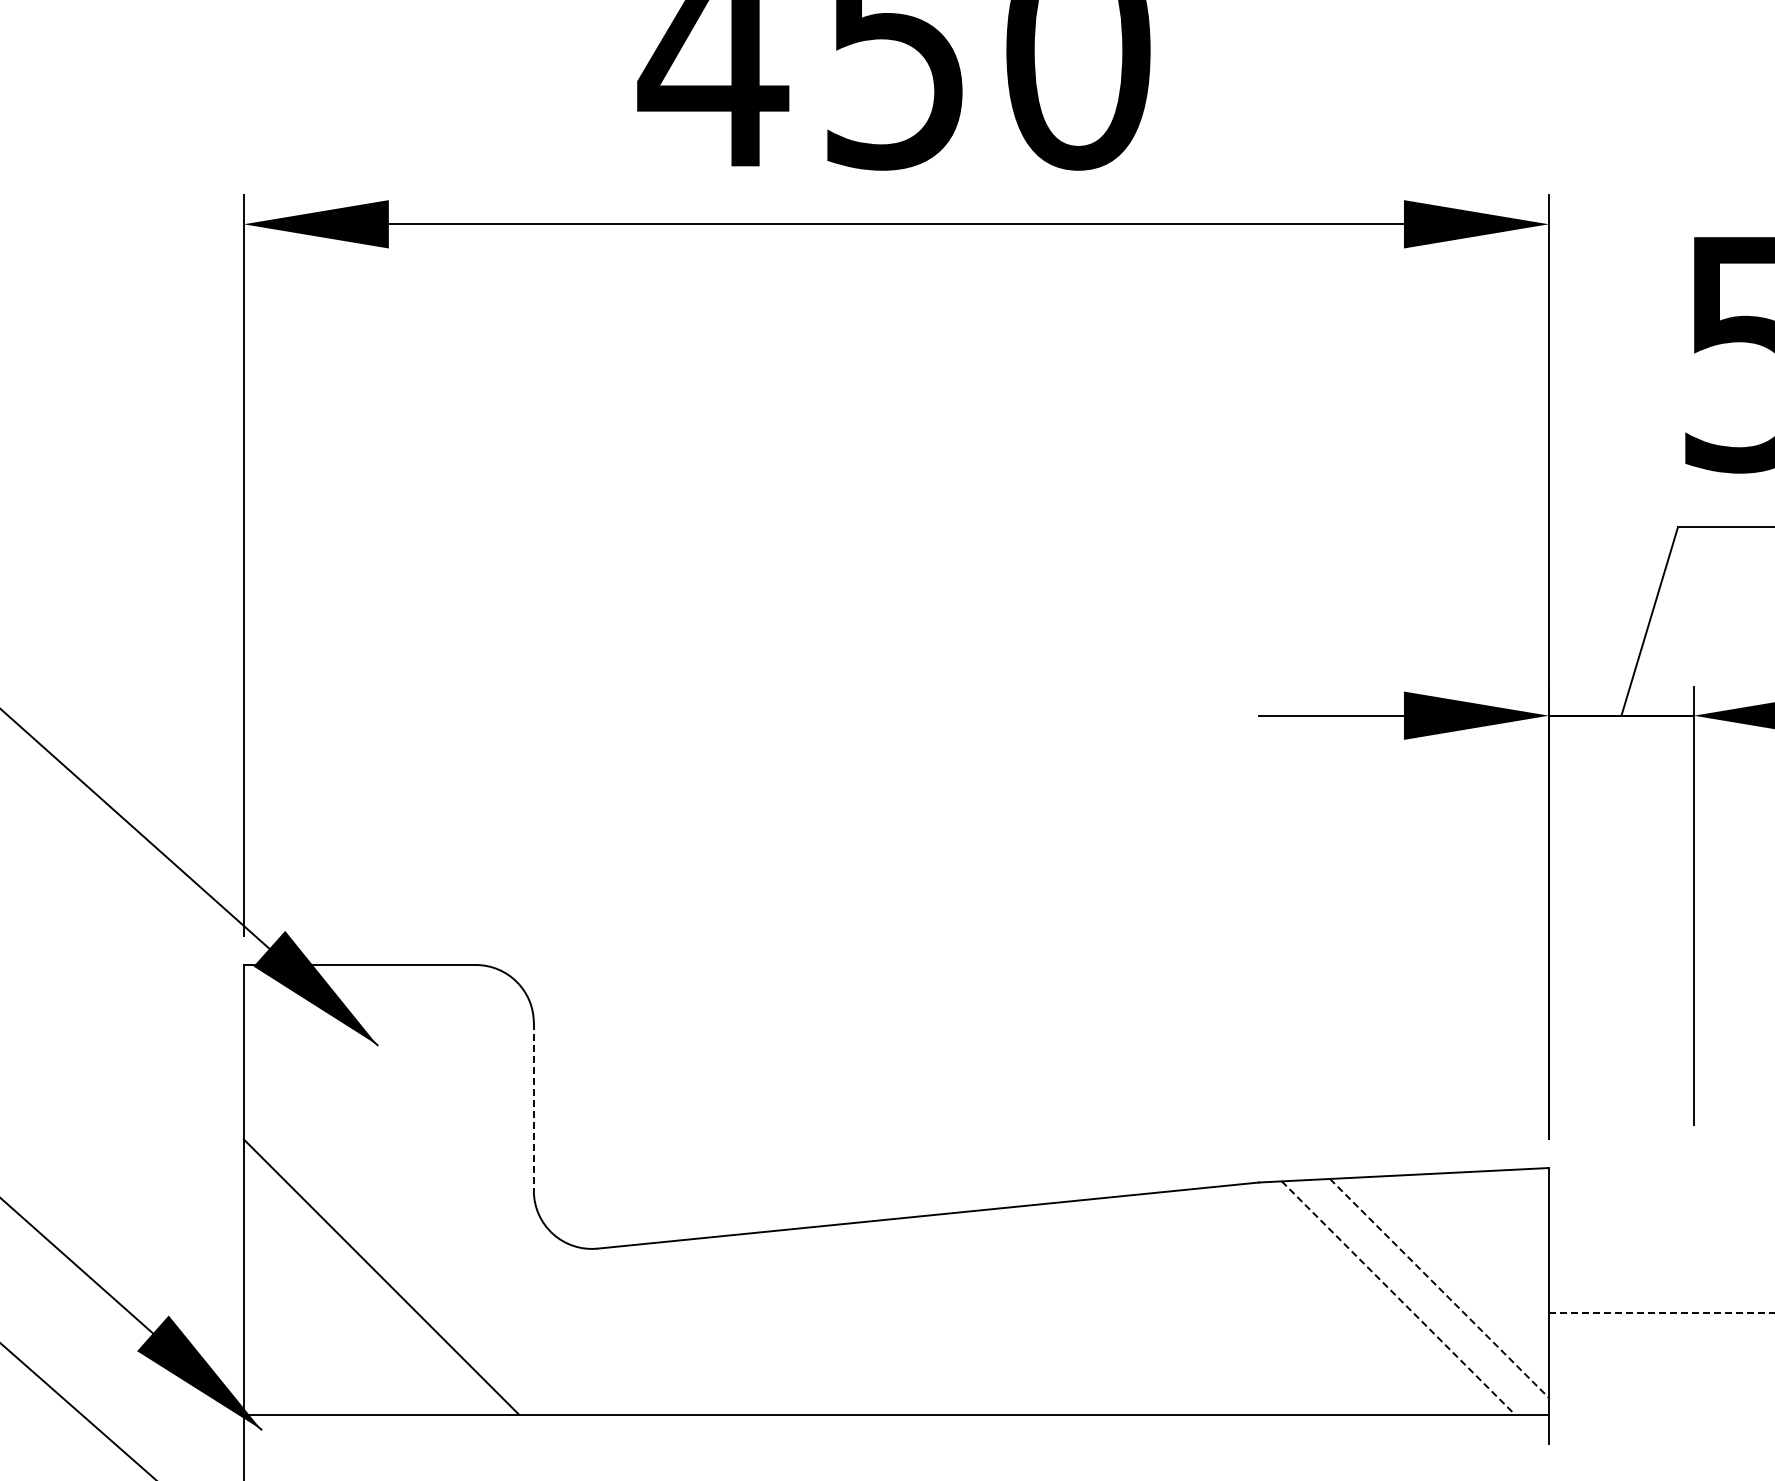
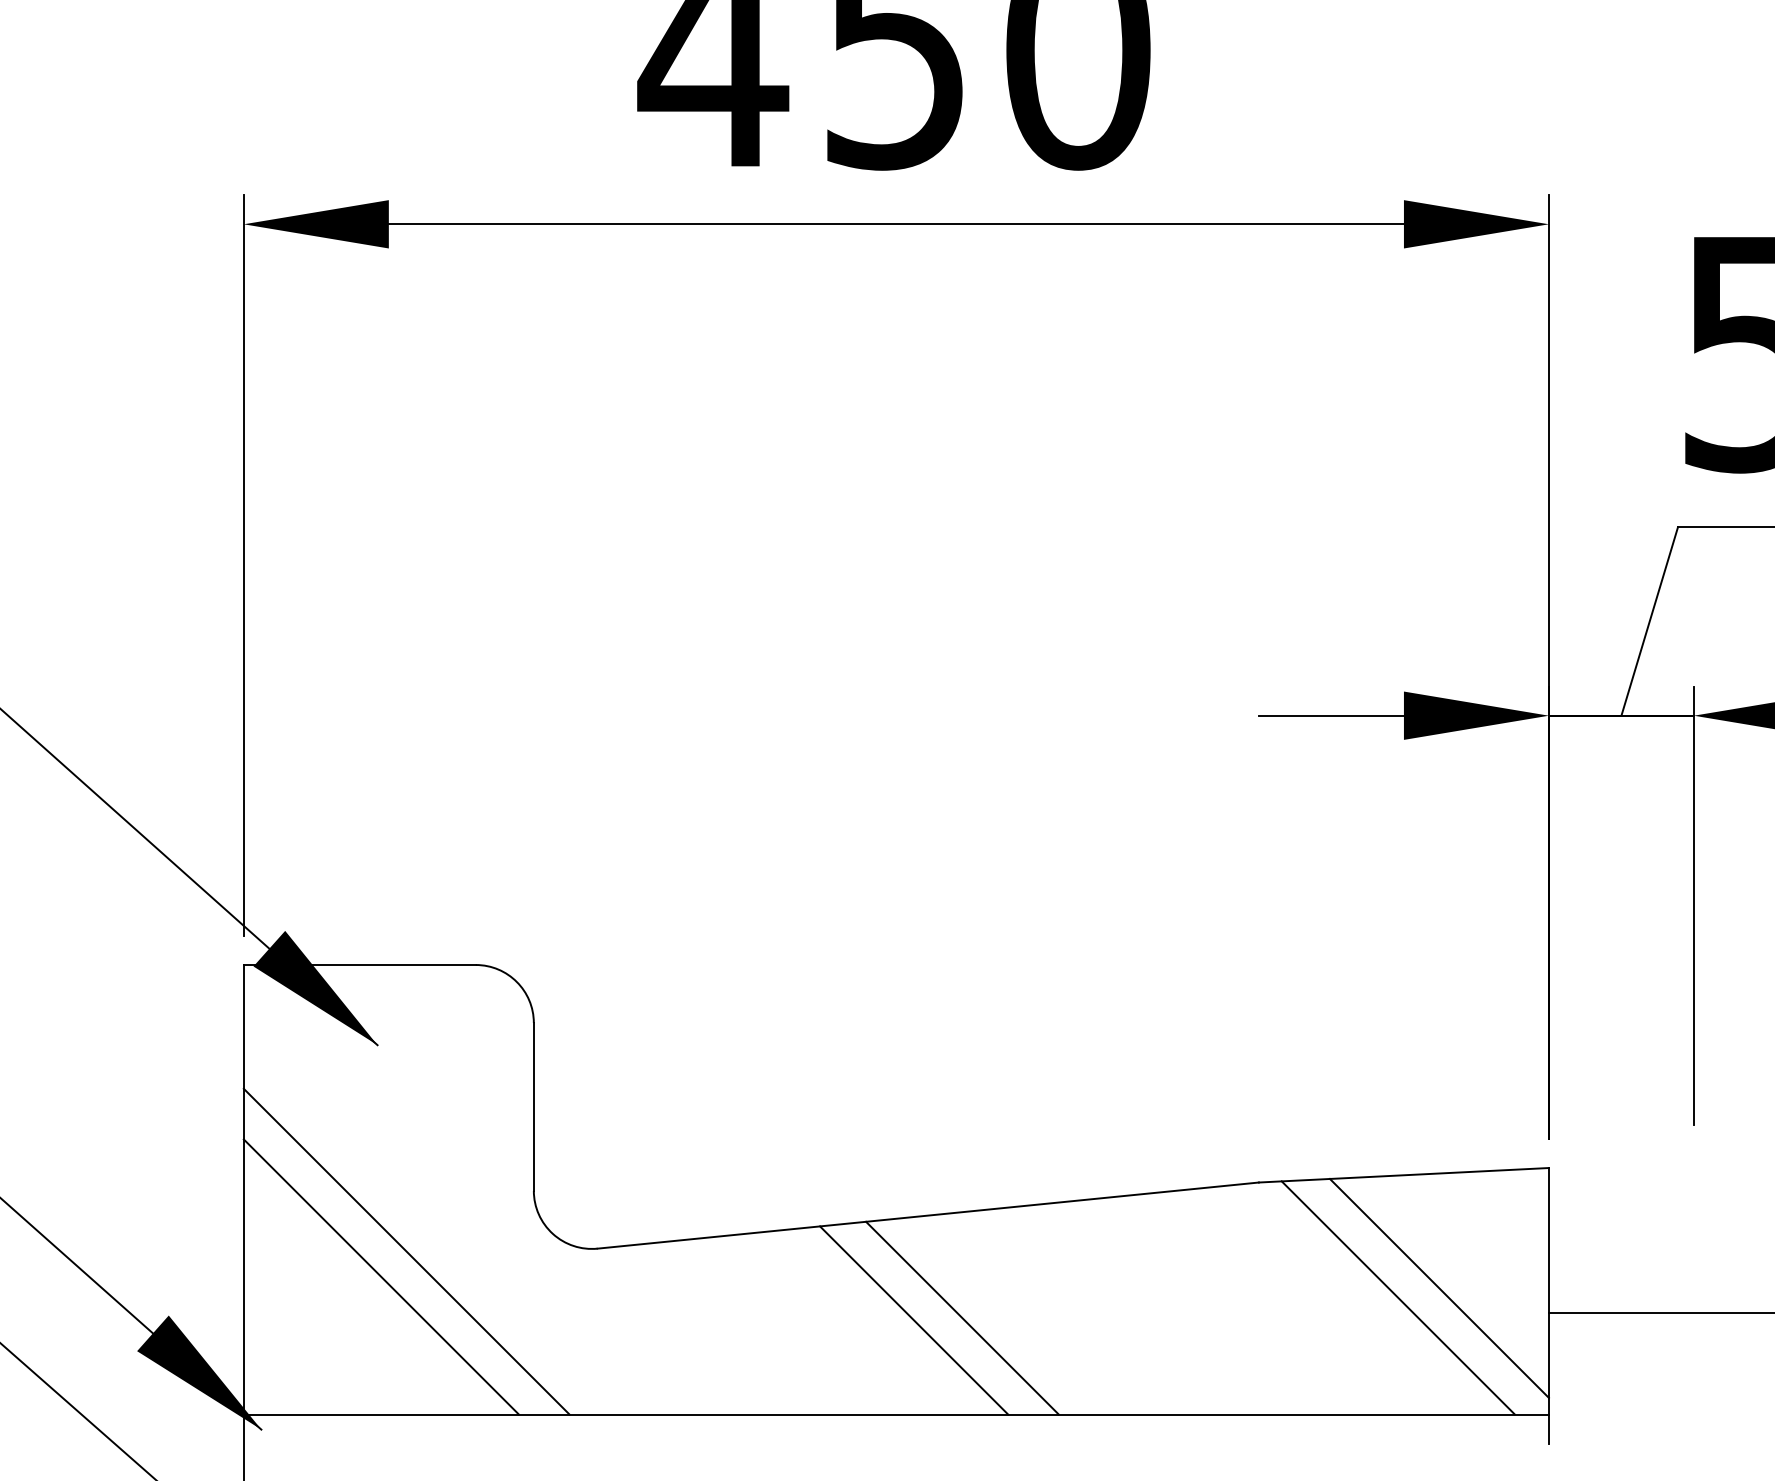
line: dashed -> solid (533, 1106)
line: none -> present (406, 1251)
line: dashed -> solid (1439, 1288)
line: dashed -> solid (1398, 1297)
line: dashed -> solid (1661, 1313)
line: none -> present (962, 1317)
line: none -> present (914, 1320)
